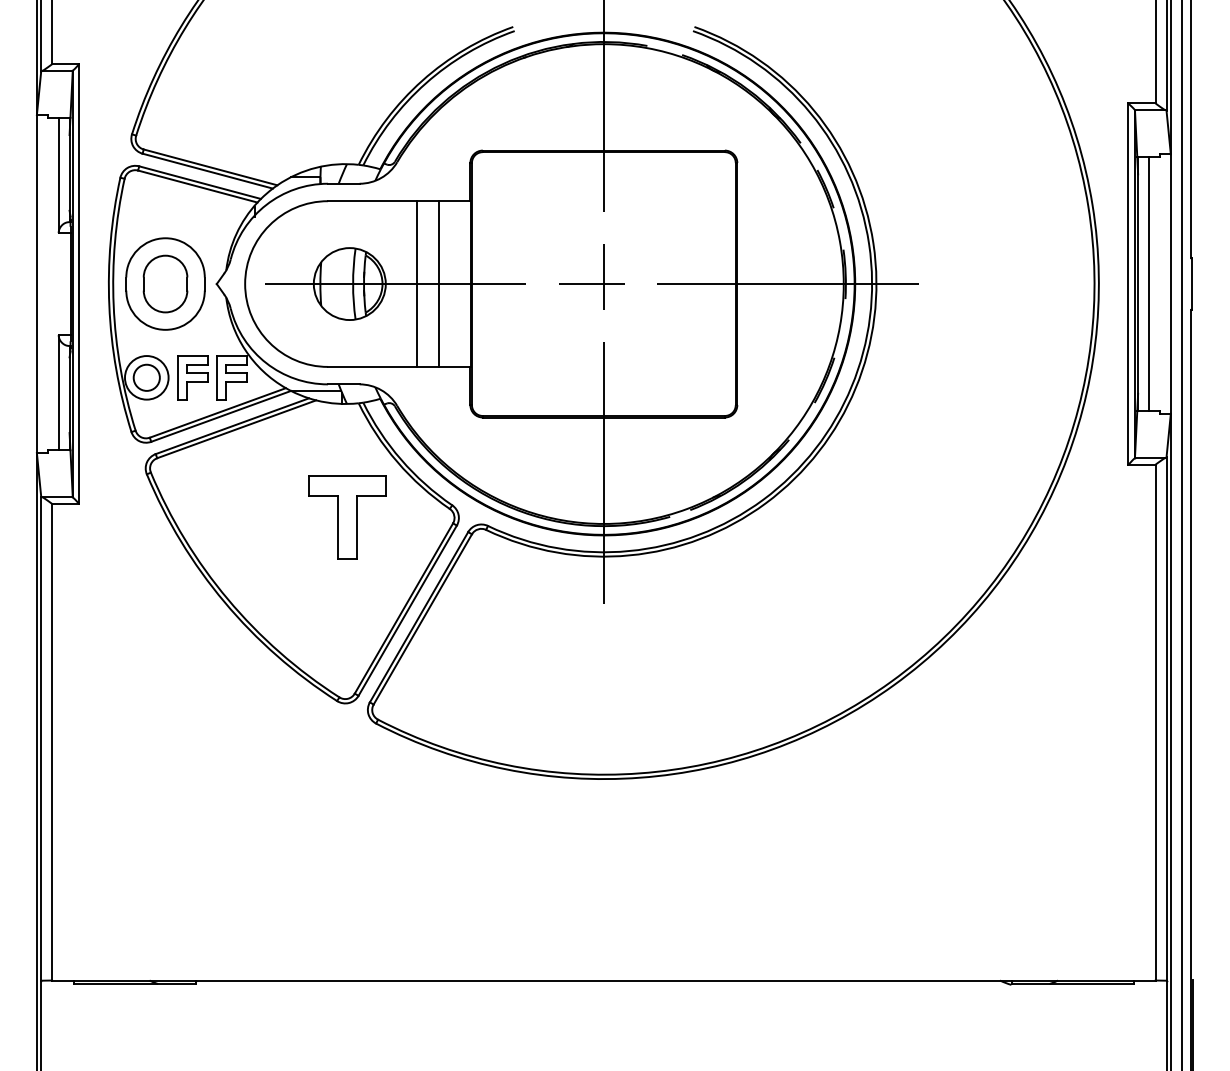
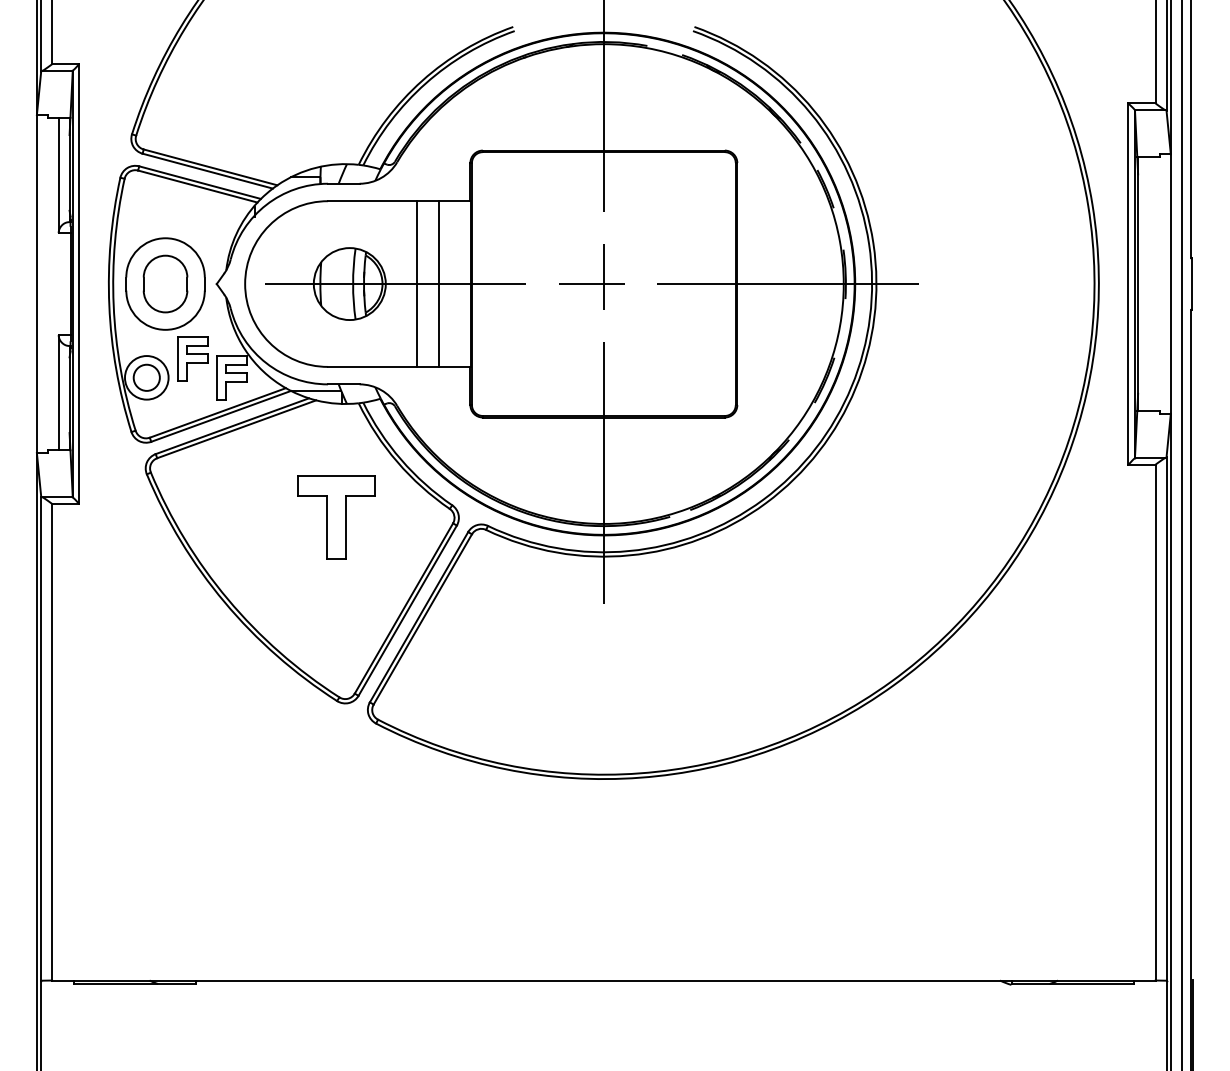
line: present -> none (1149, 284)
part position: (192, 377) -> (192, 358) (192, 358)
part position: (347, 517) -> (336, 517) (336, 517)
